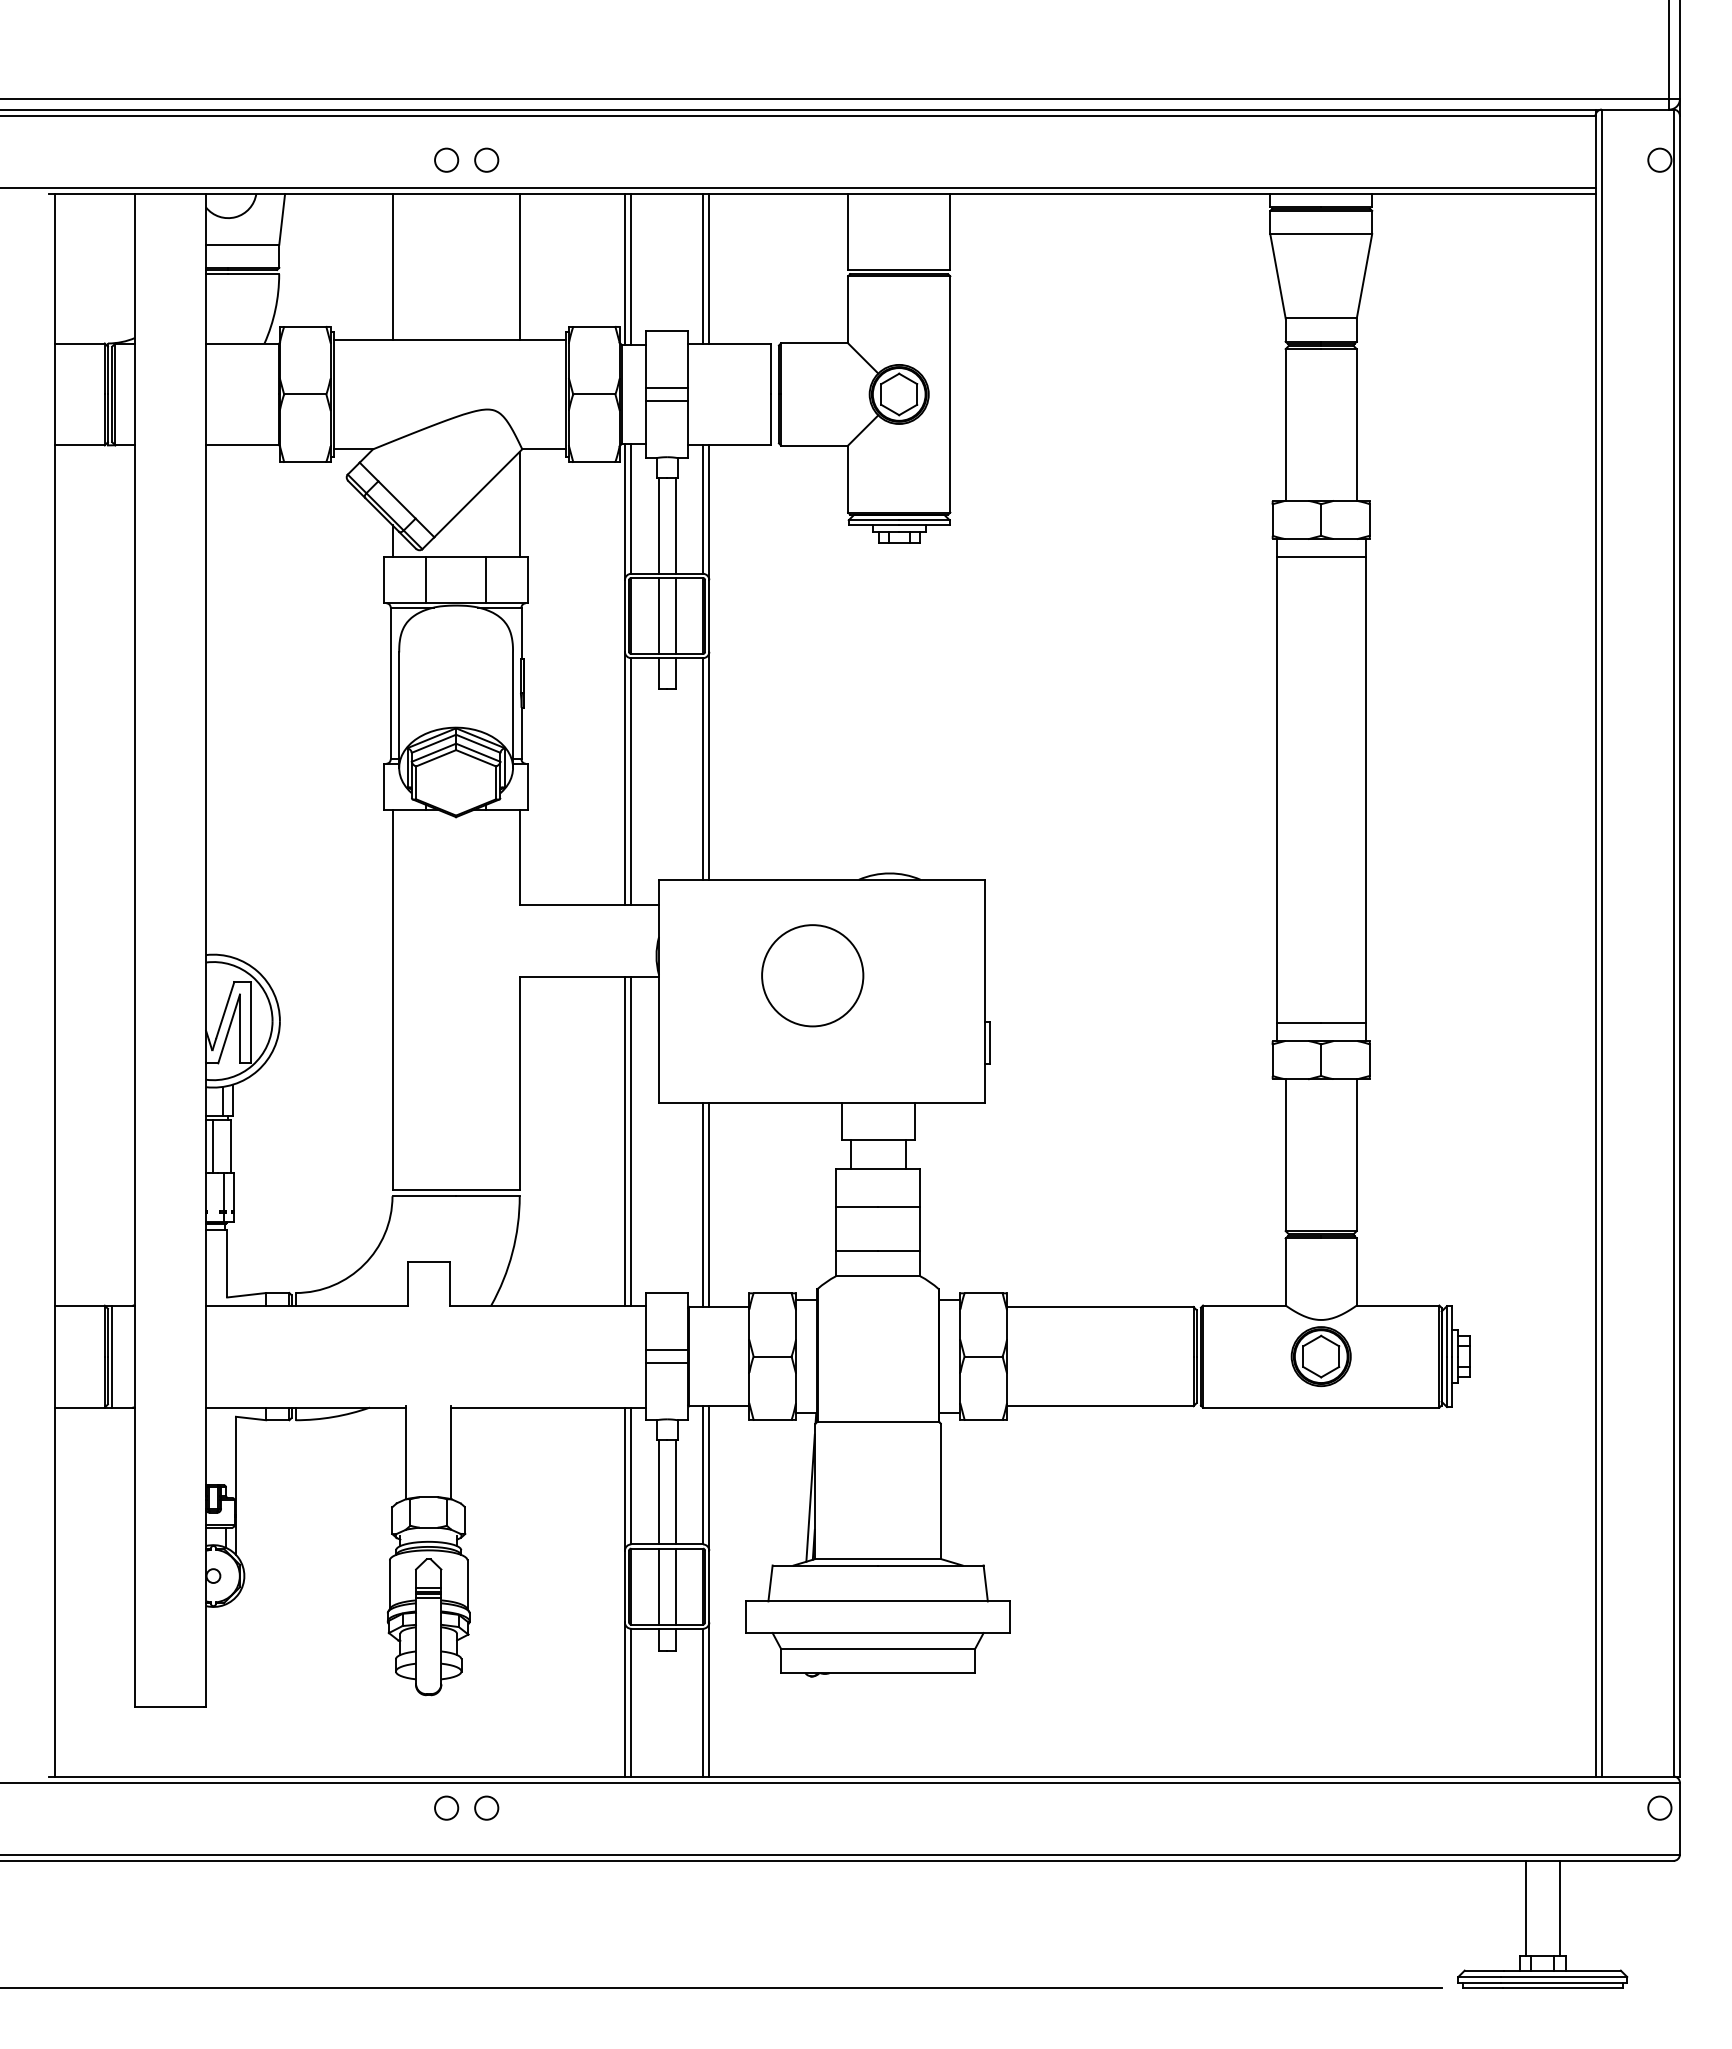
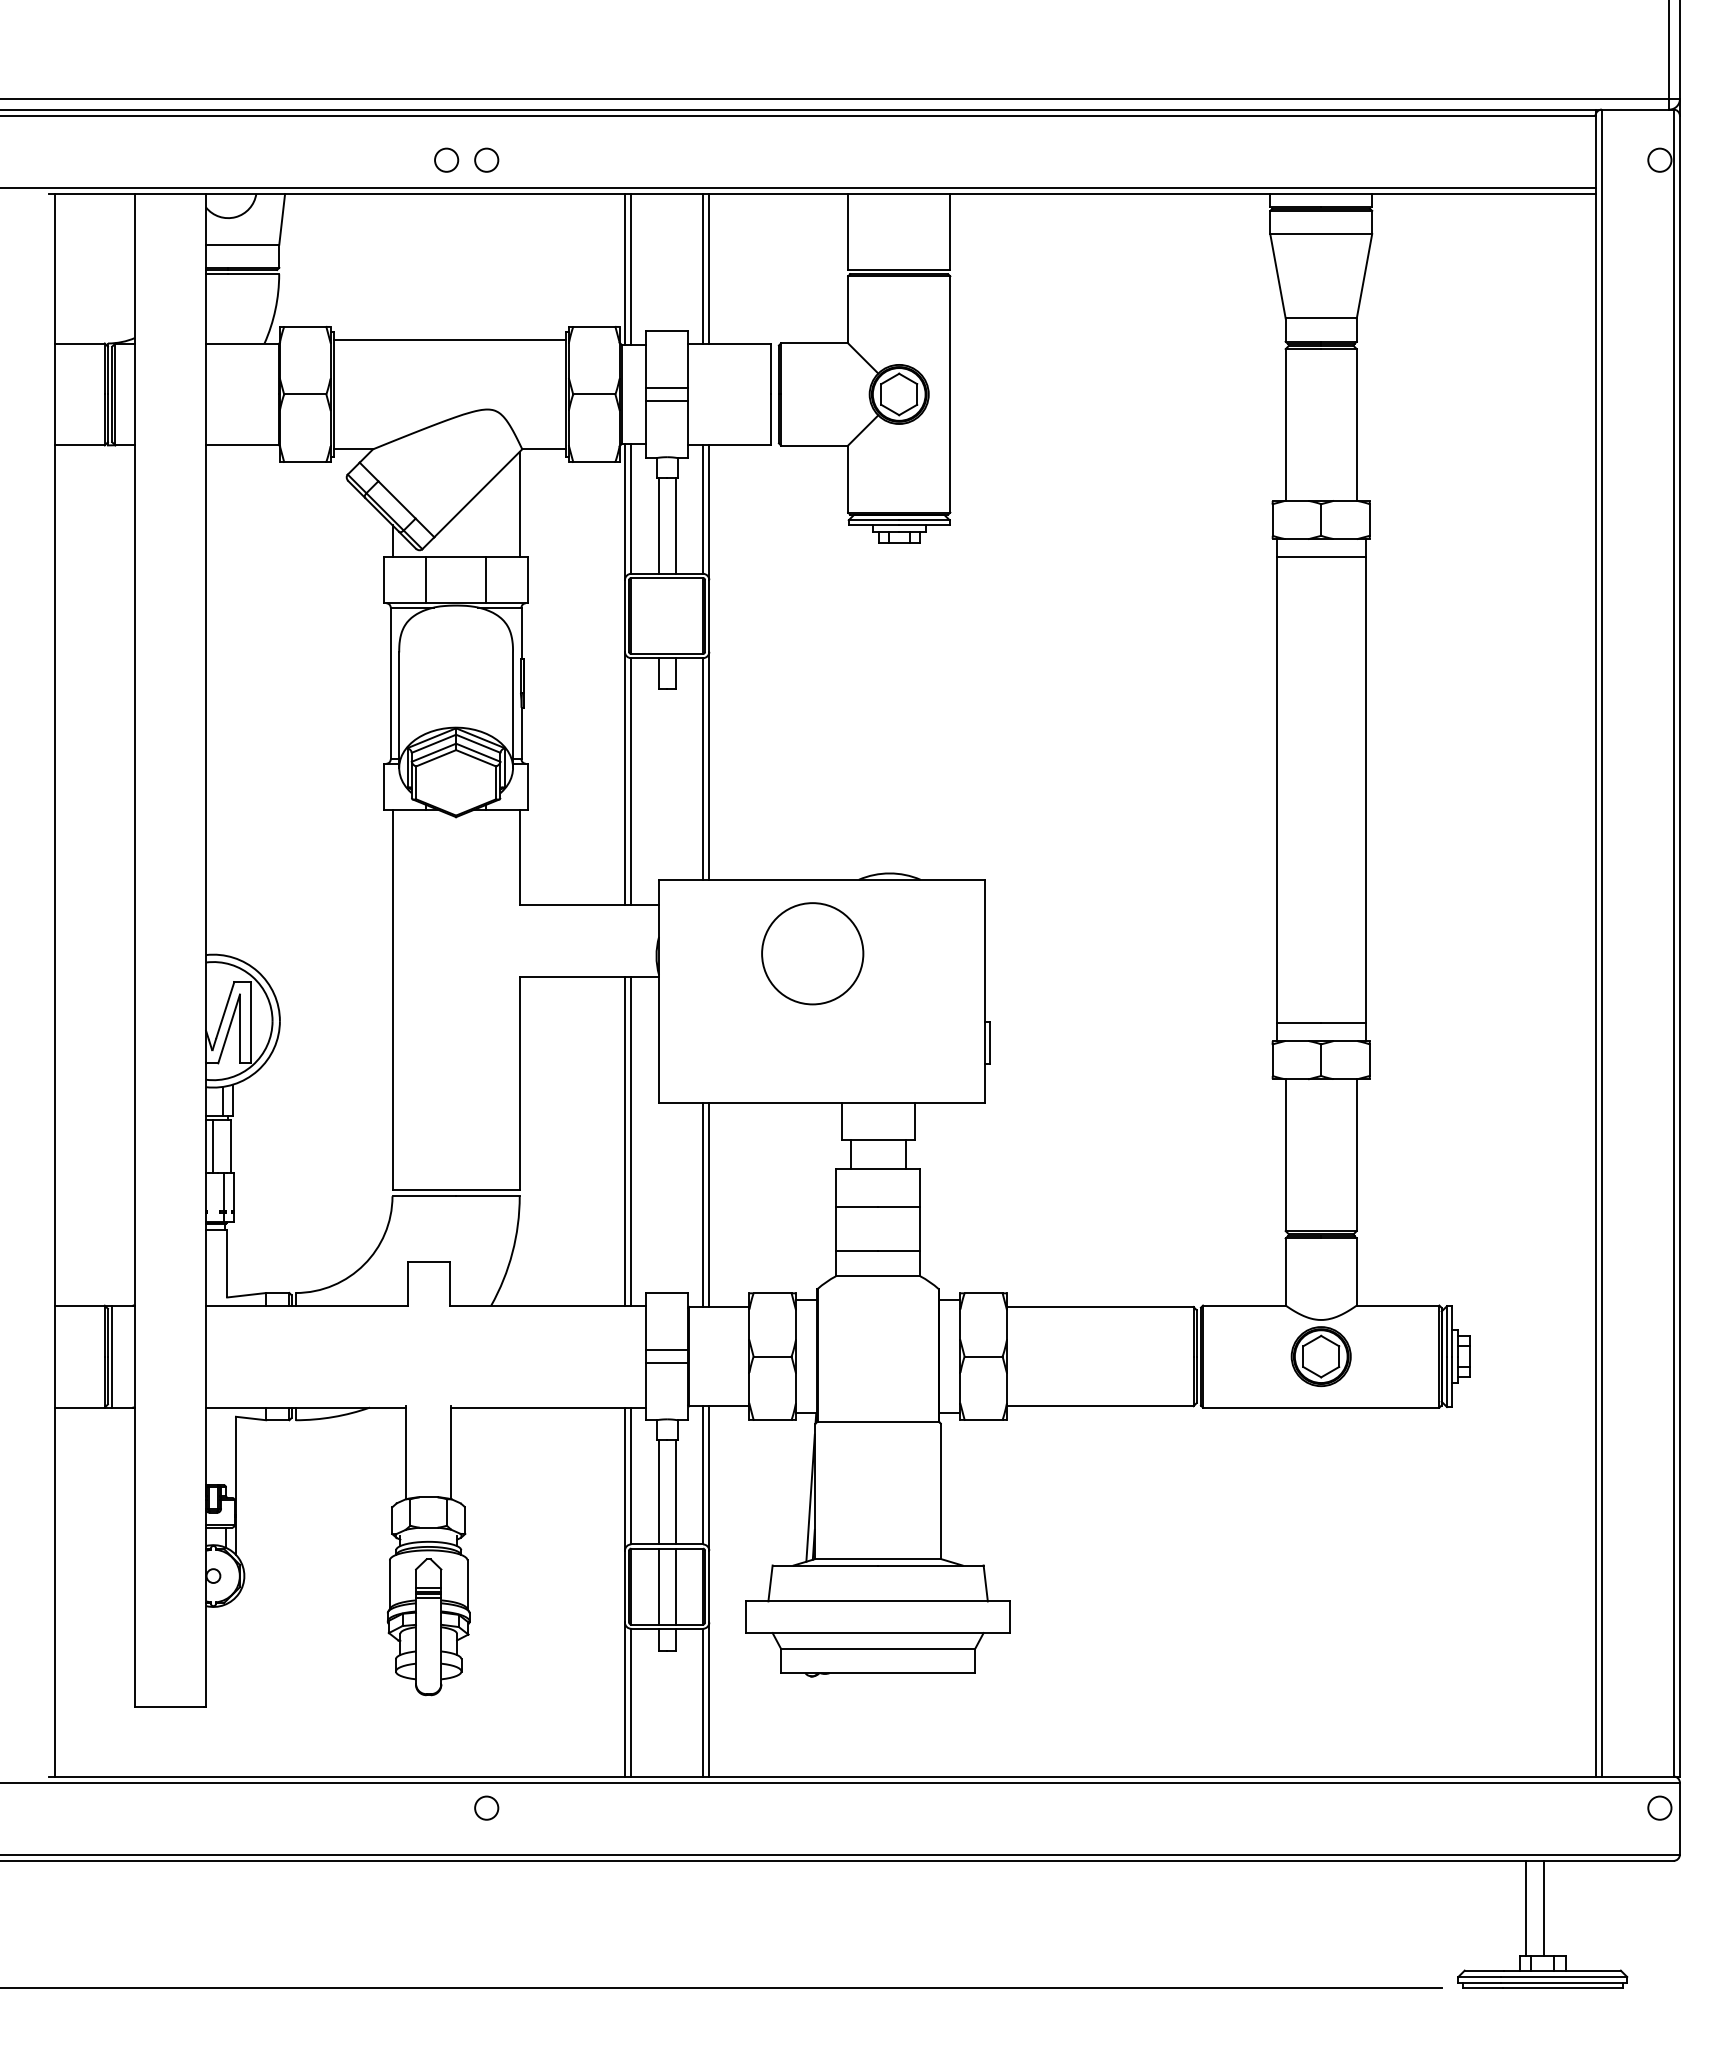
line: present -> none (392, 266)
line: present -> none (519, 266)
line: present -> none (658, 615)
line: present -> none (675, 615)
circle position: (812, 975) -> (812, 953) (812, 953)
circle: present -> none (446, 1807)
line position: (1559, 1907) -> (1543, 1907) (1543, 1907)
